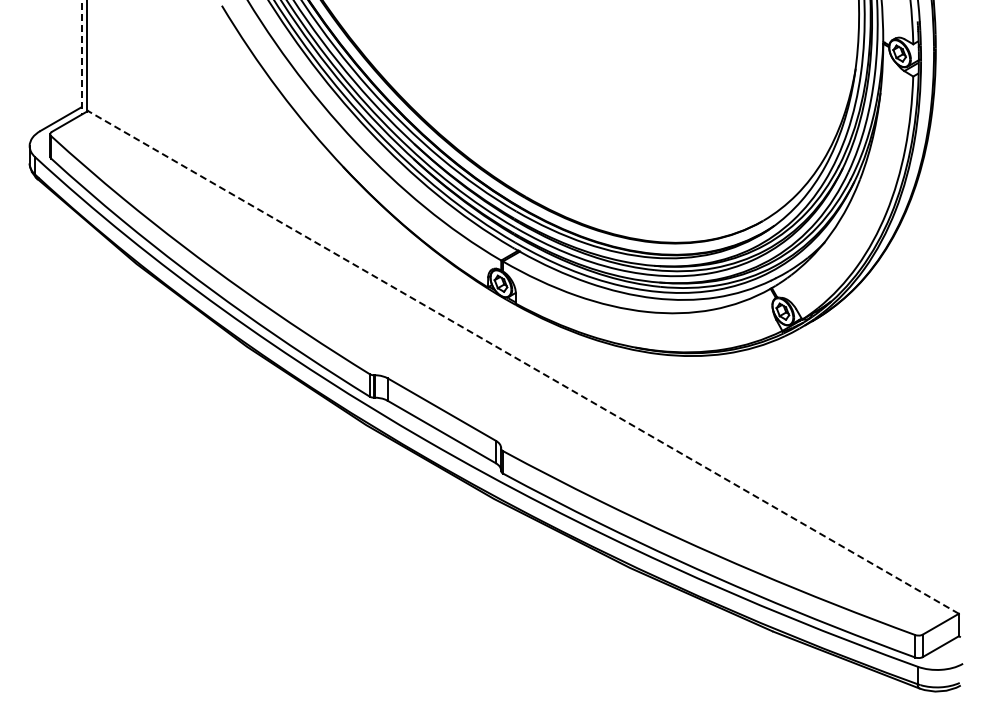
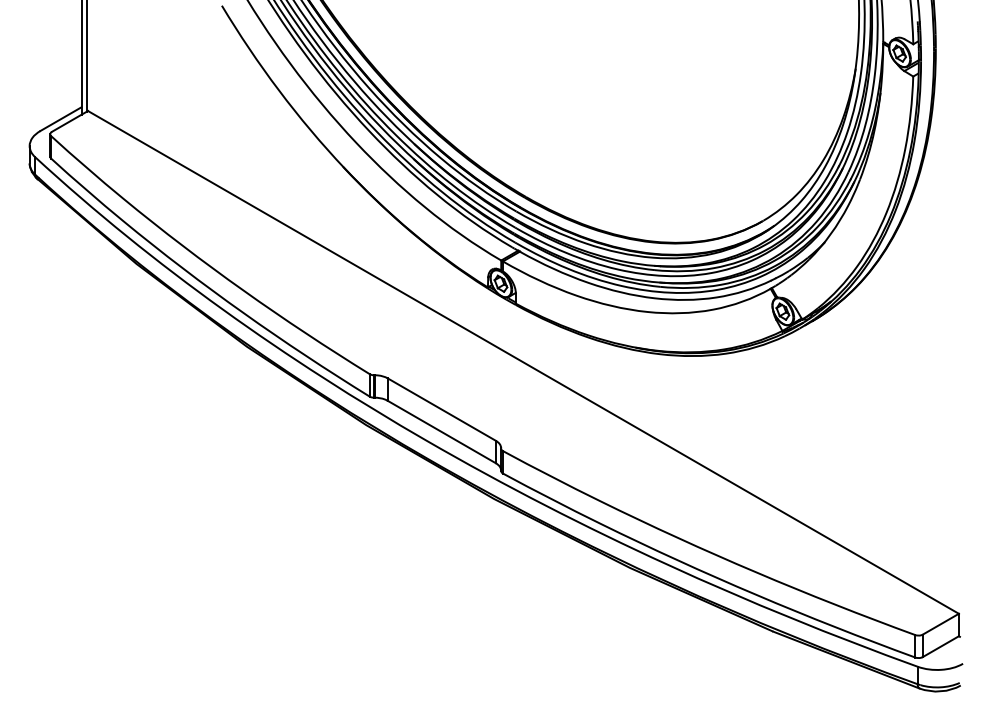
line: dashed -> solid (81, 57)
line: dashed -> solid (523, 362)
